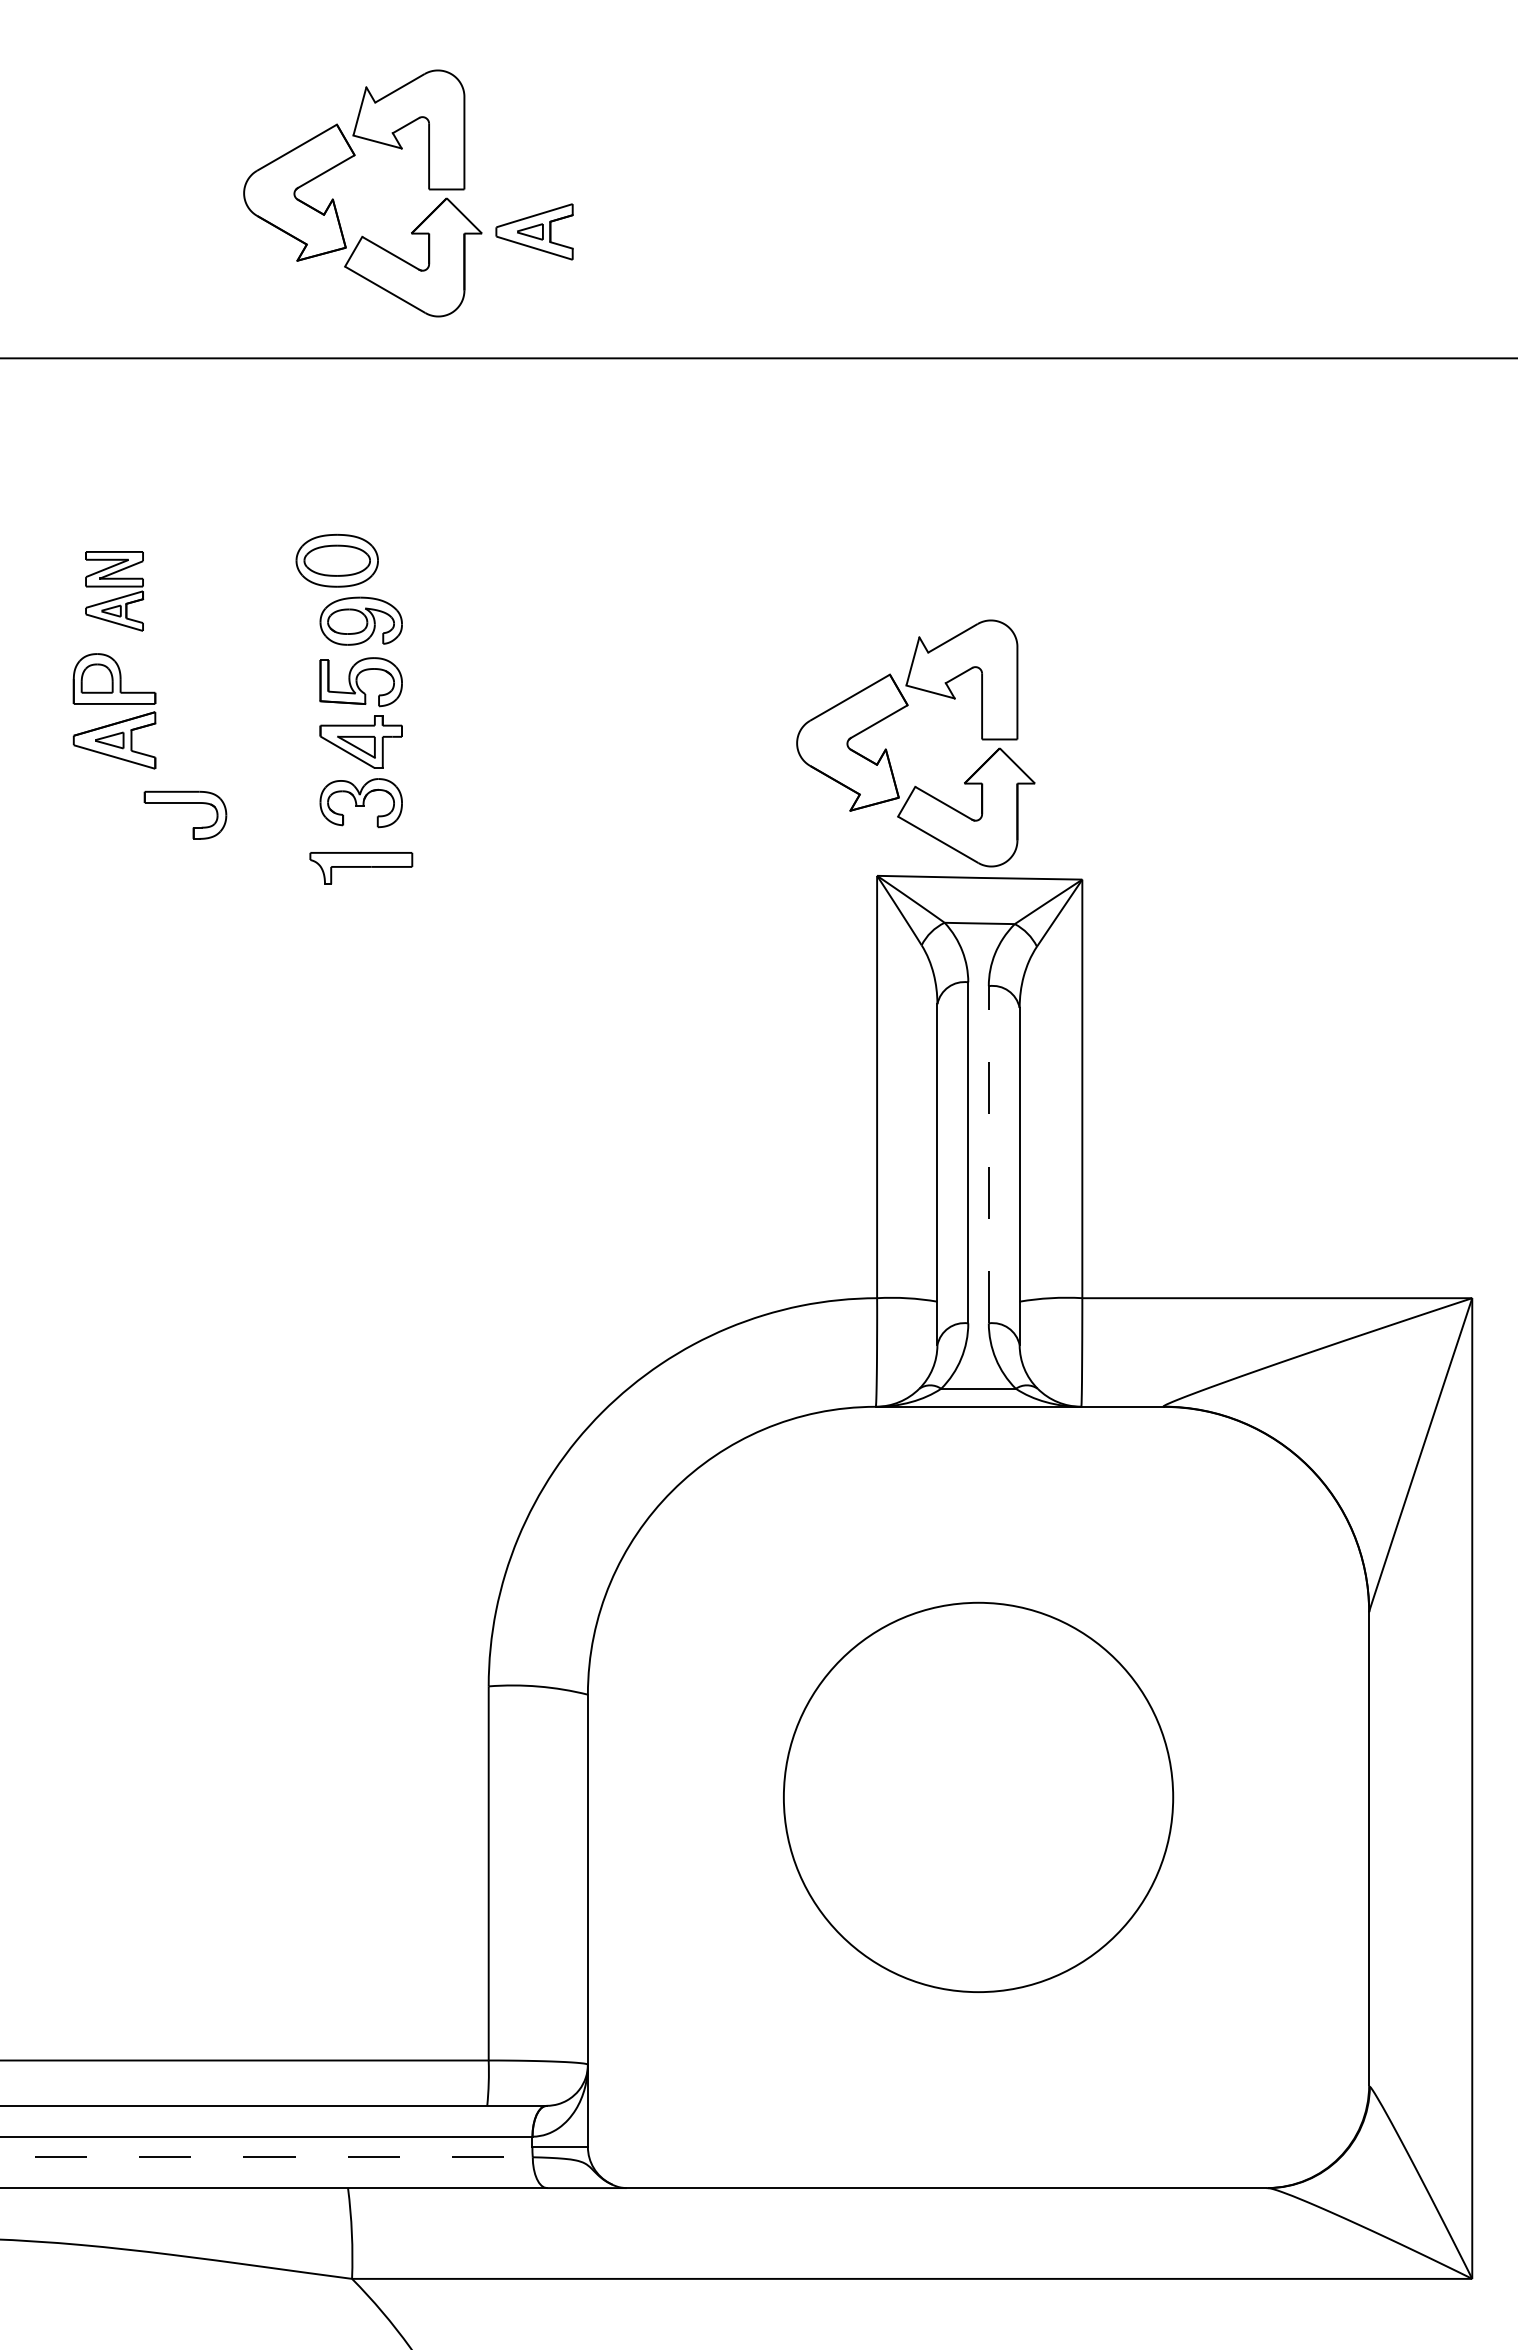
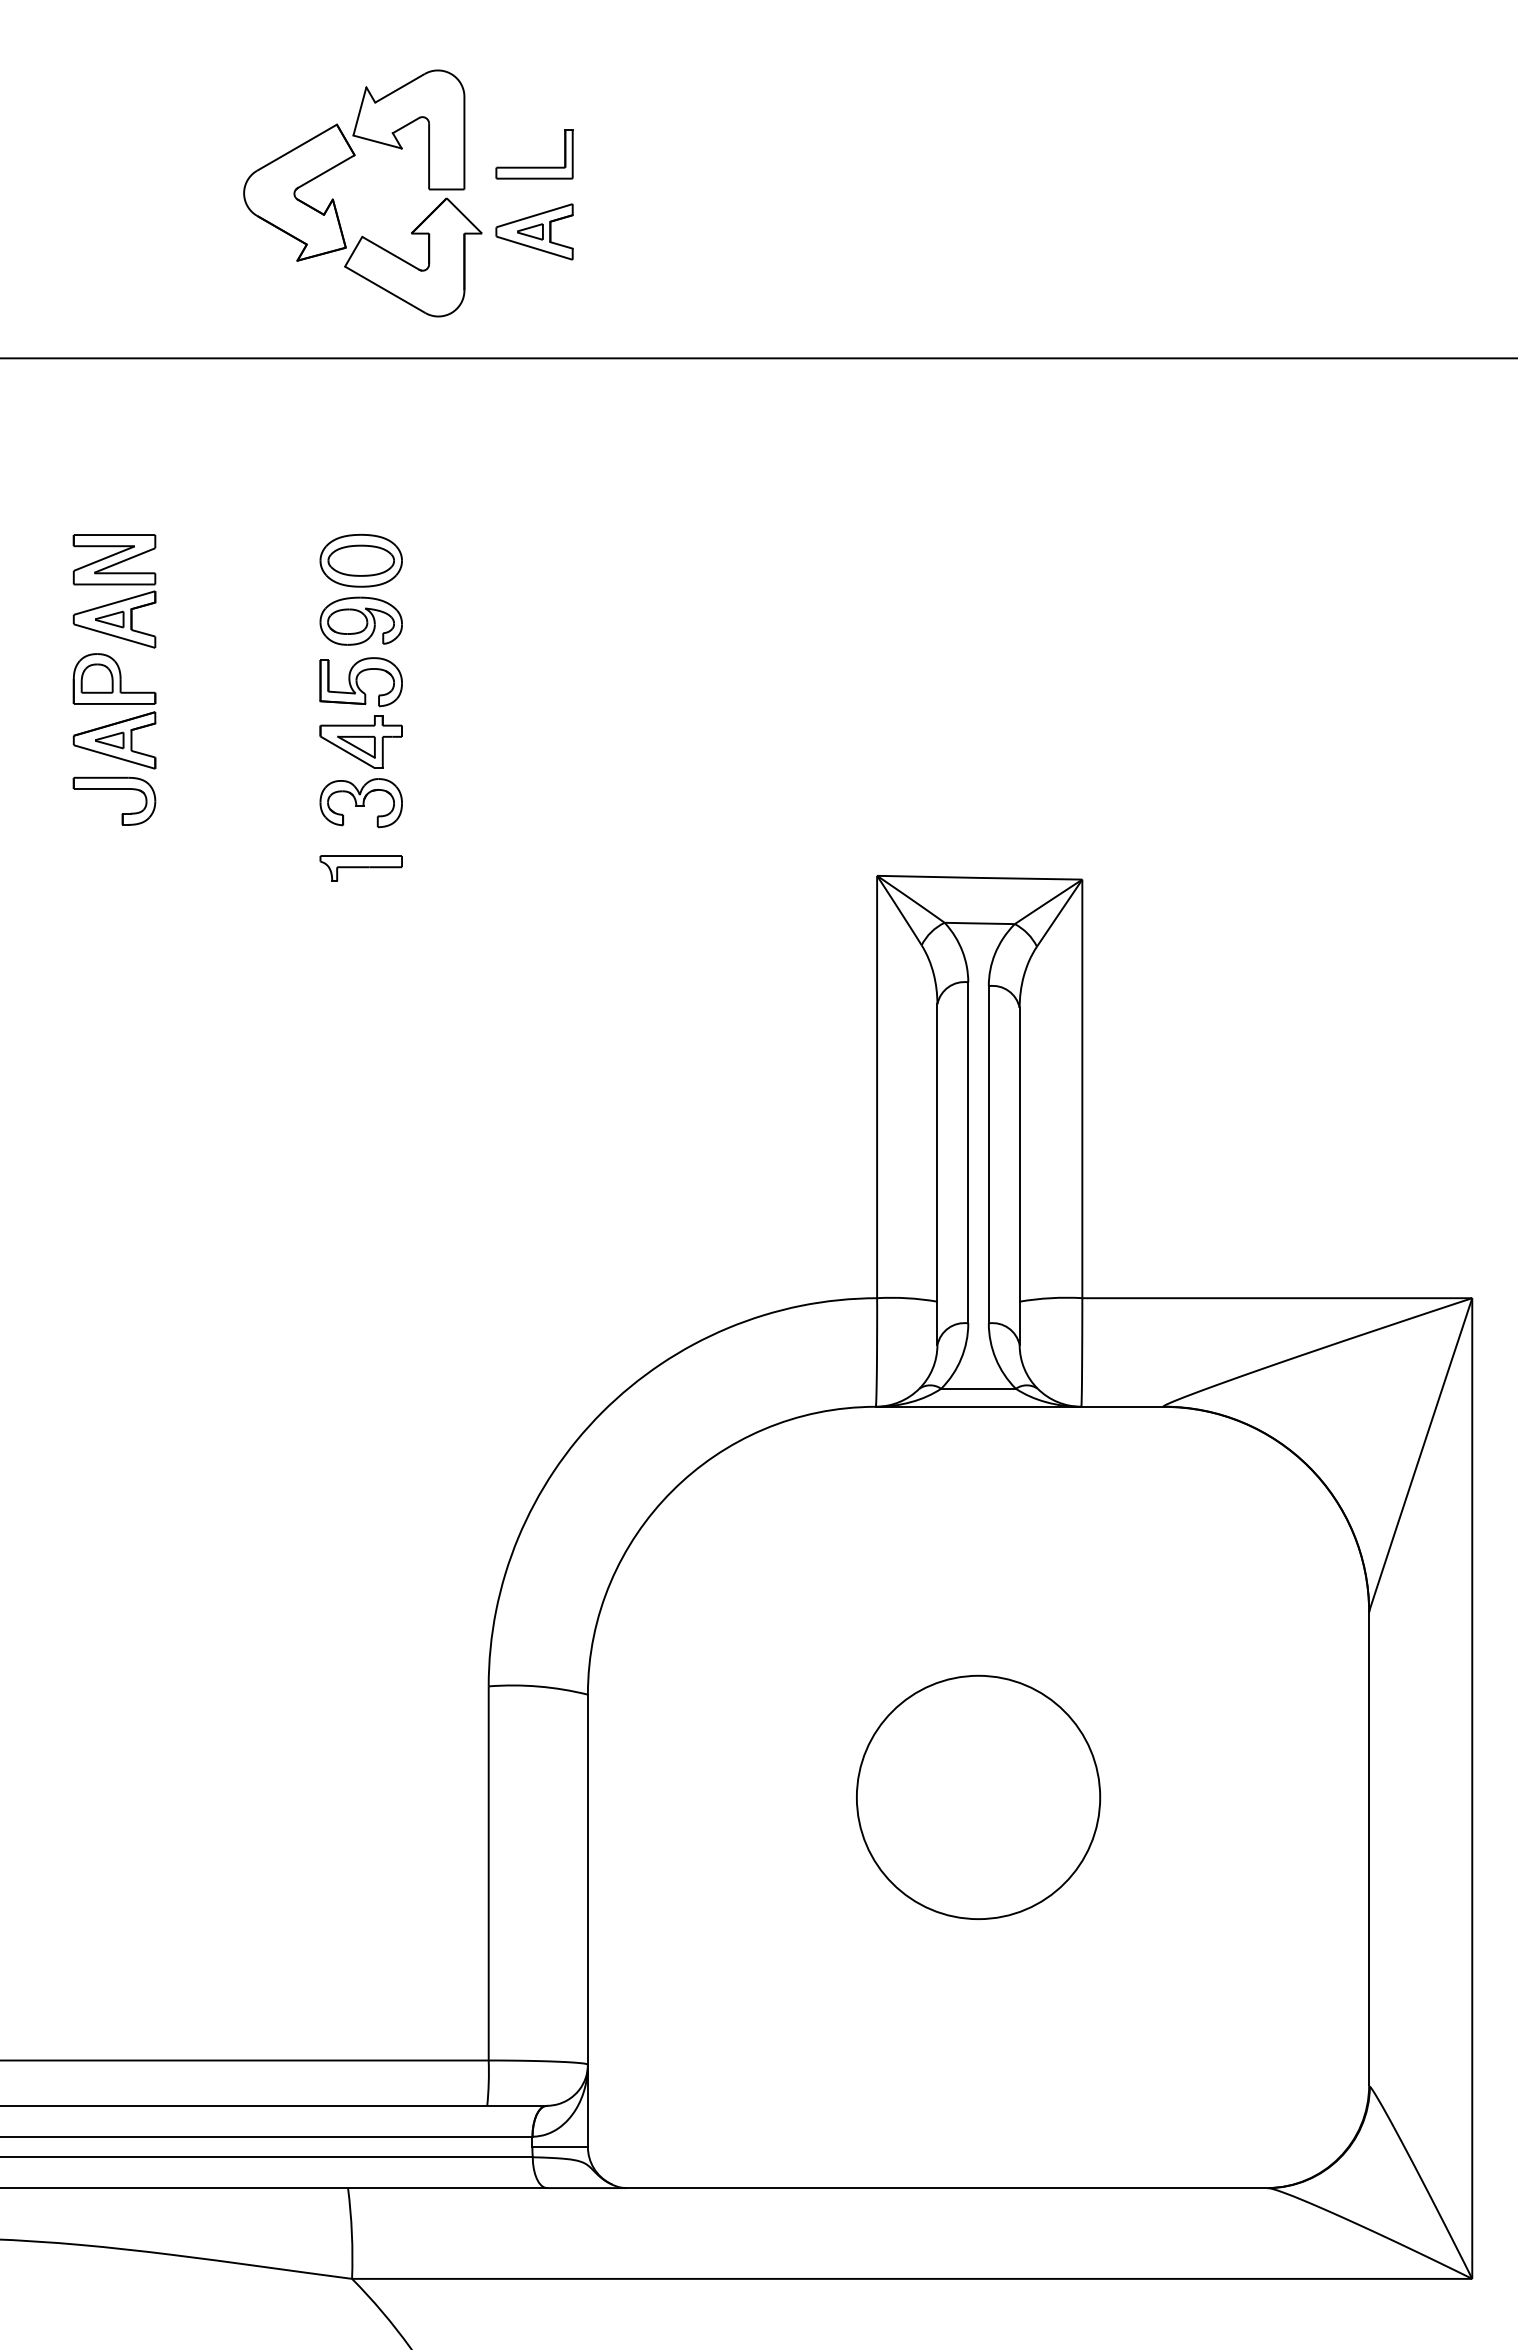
part: none -> present (534, 166)
part position: (336, 560) -> (360, 560) (360, 560)
part size: 60x81 px -> 85x115 px (114, 591)
part: present -> none (887, 750)
part position: (185, 803) -> (114, 789) (114, 789)
part size: 105x33 px -> 84x27 px (360, 868)
line: dashed -> solid (988, 1154)
circle diameter: 389 px -> 243 px (978, 1797)
line: dashed -> solid (266, 2157)
